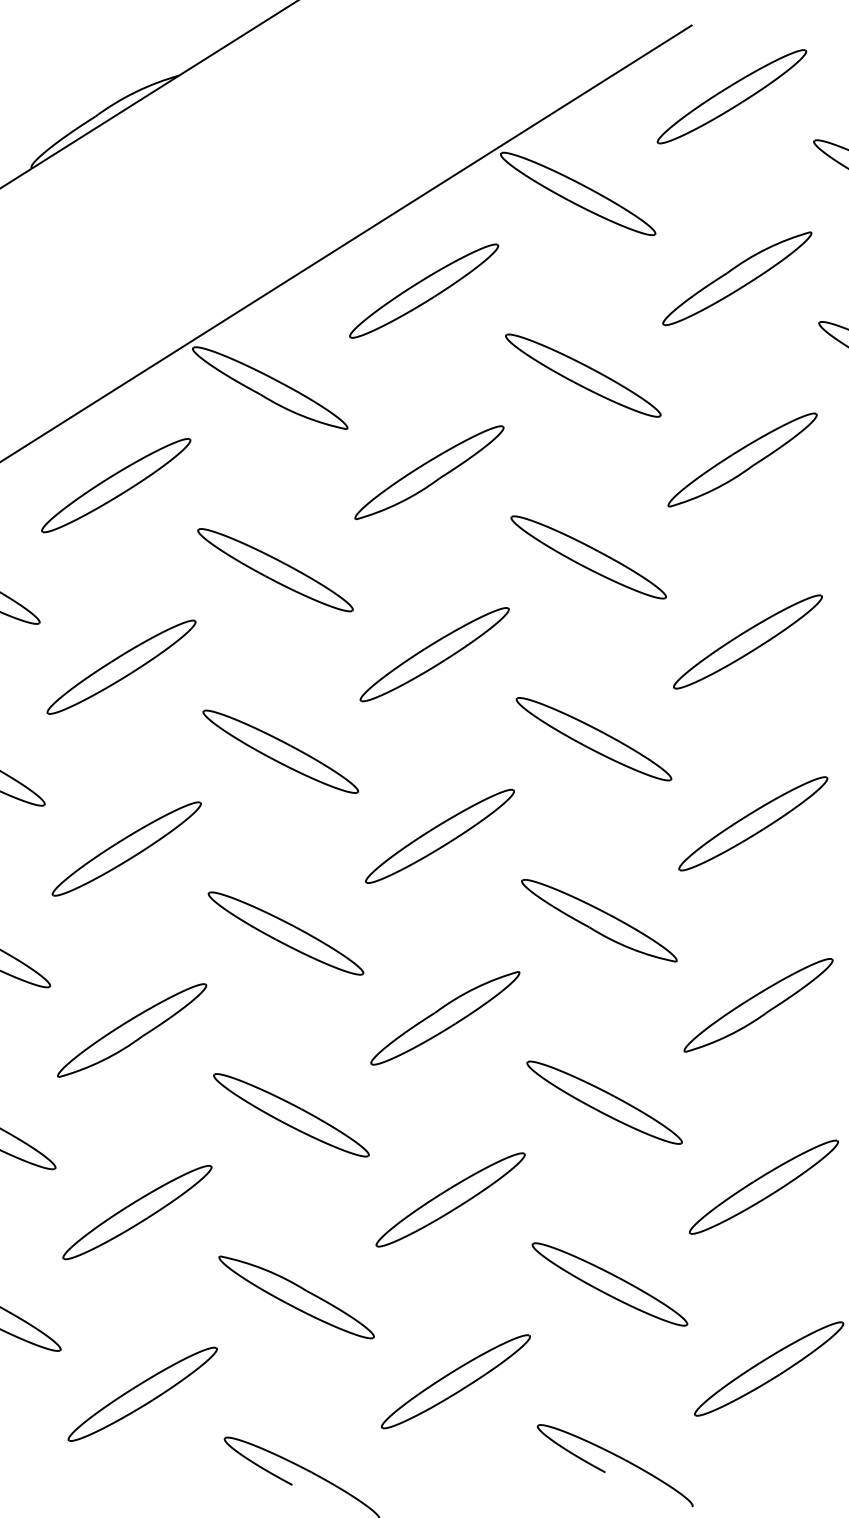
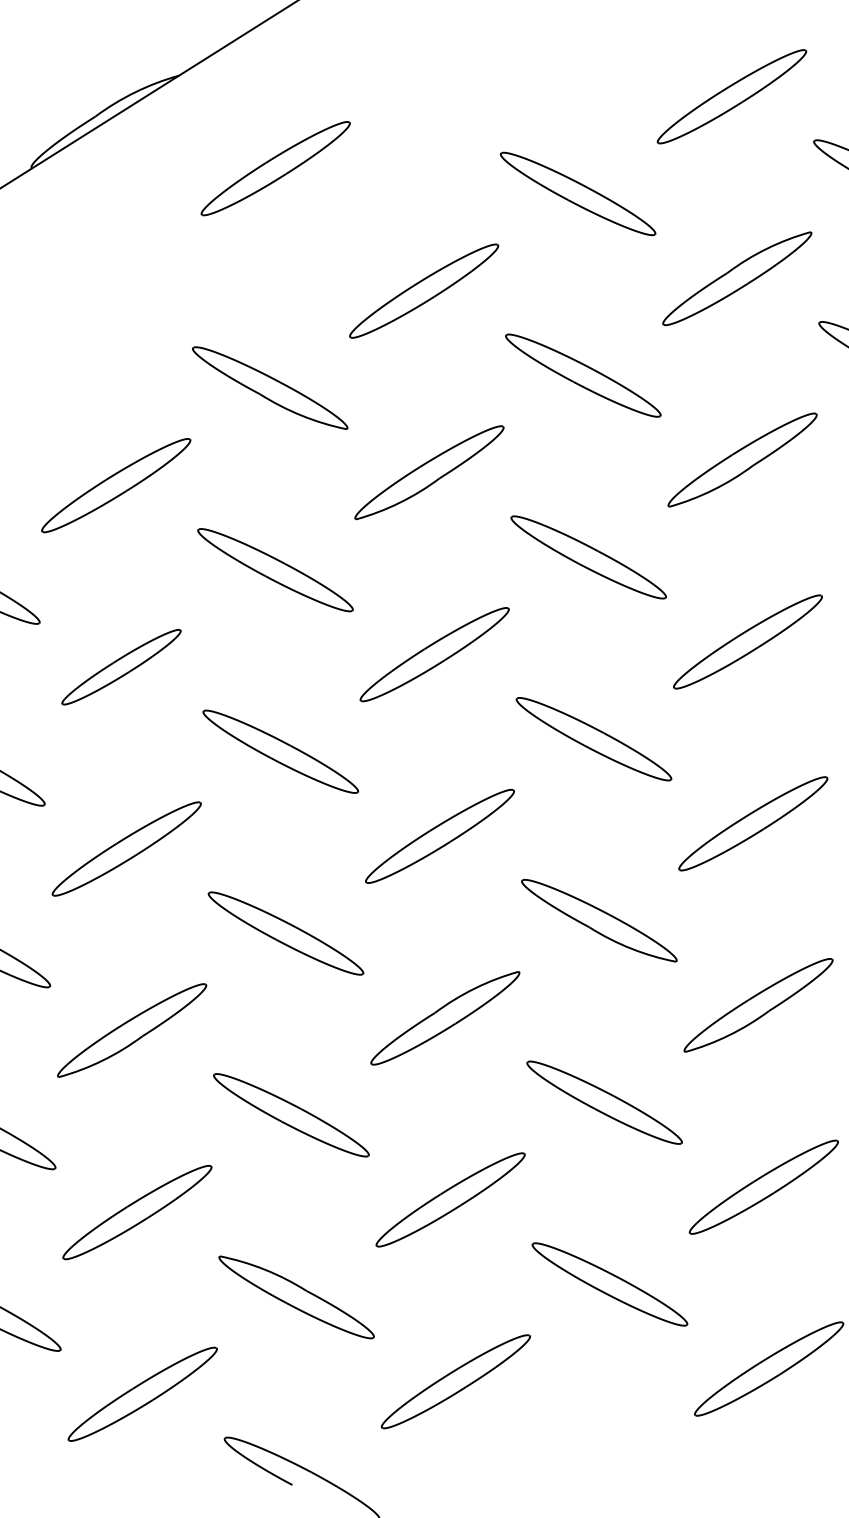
part: none -> present (275, 168)
line: present -> none (346, 242)
part size: 151x96 px -> 121x77 px (121, 667)
part: present -> none (617, 1457)
